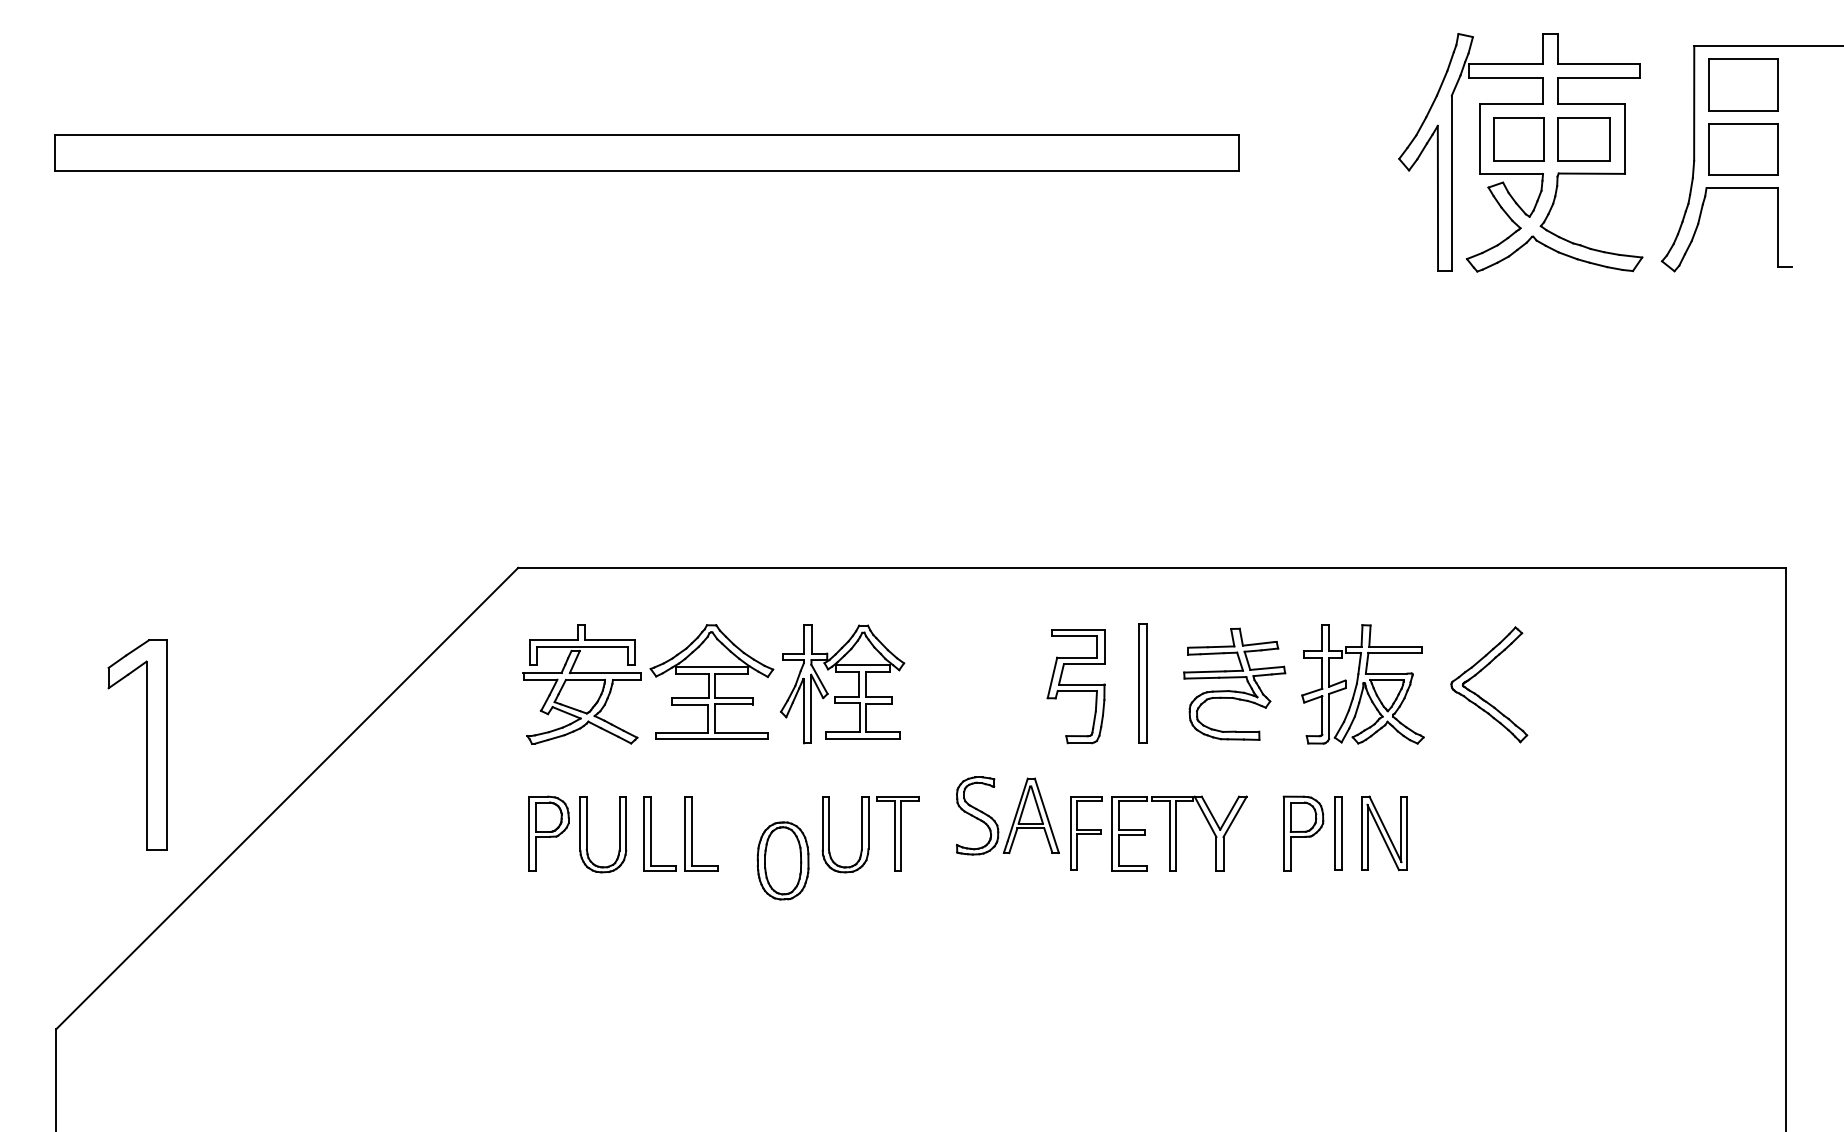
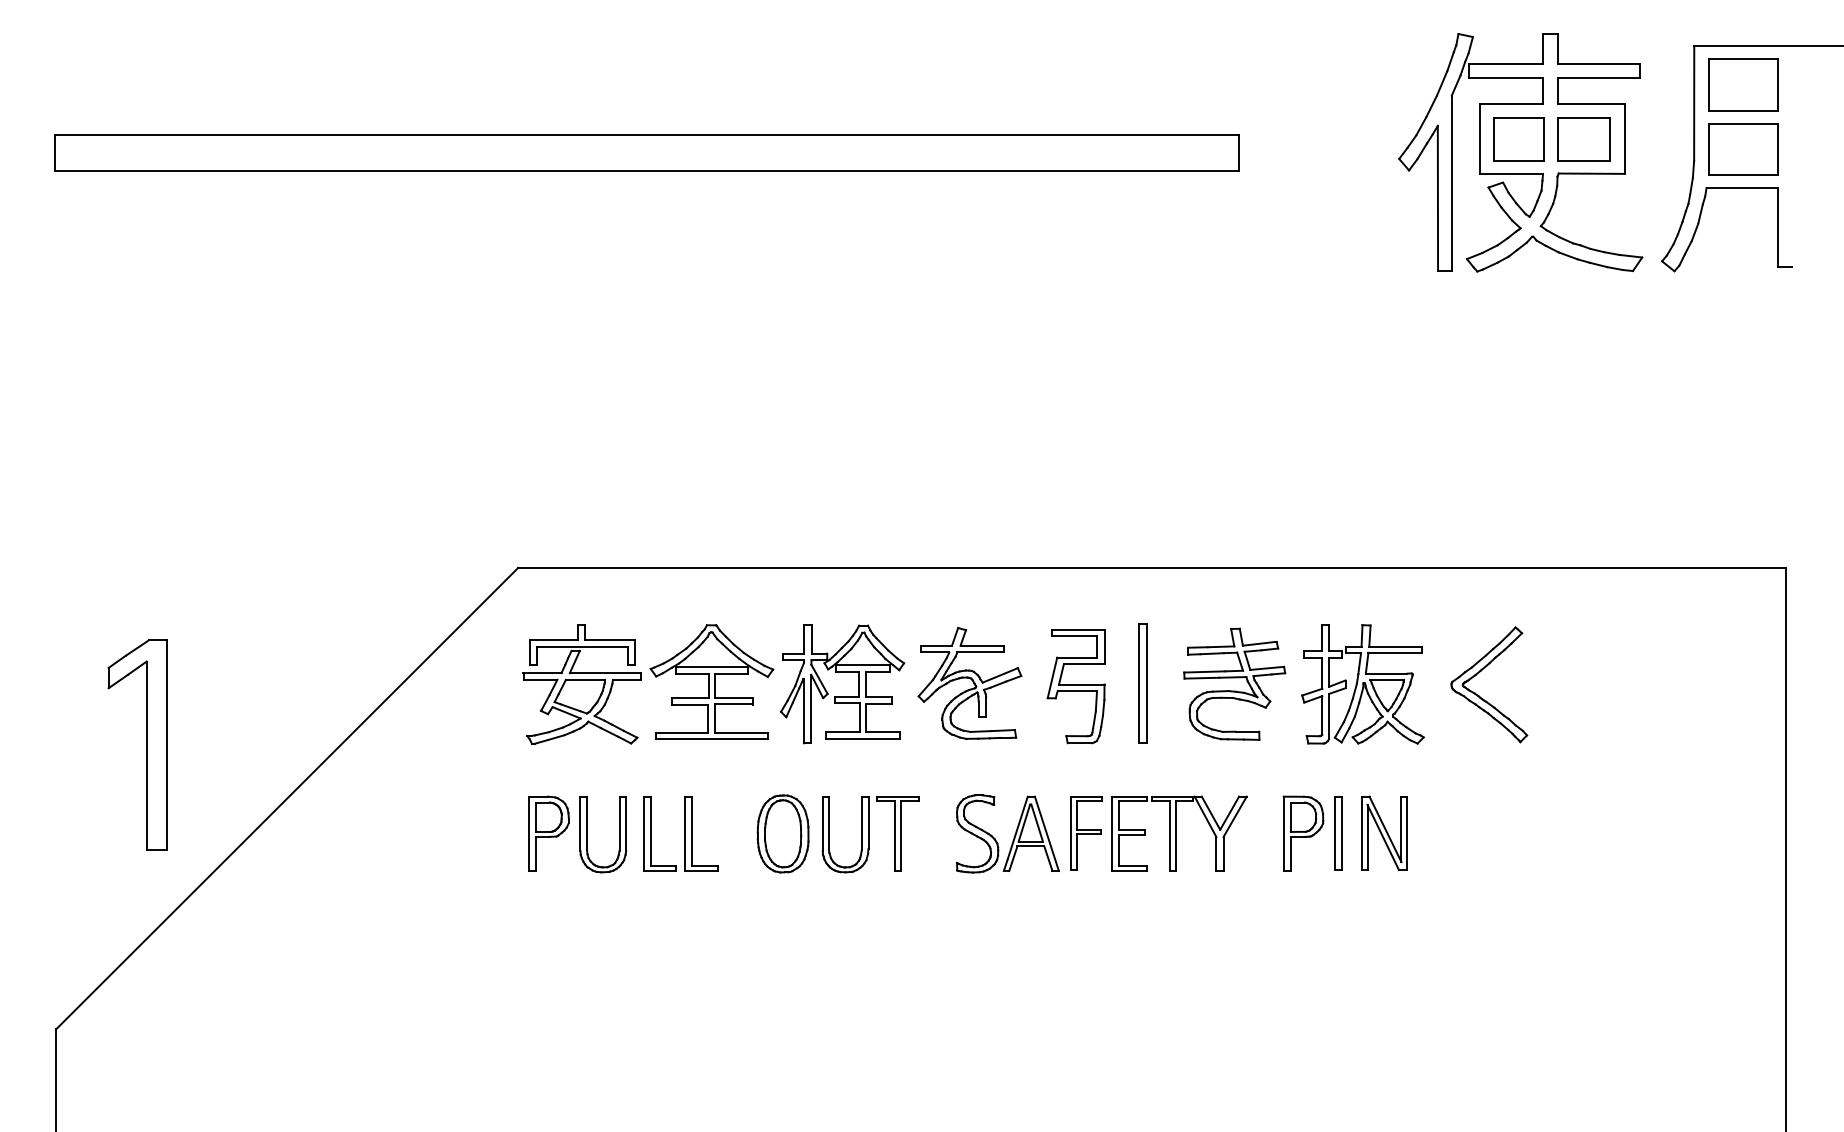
part: none -> present (969, 682)
part position: (1014, 816) -> (1014, 834) (1014, 834)
part position: (782, 860) -> (782, 833) (782, 833)
